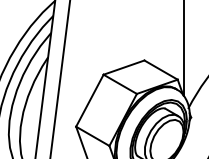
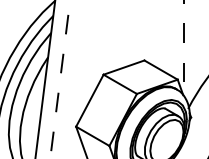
line: solid -> dashed (183, 48)
line: solid -> dashed (60, 80)
